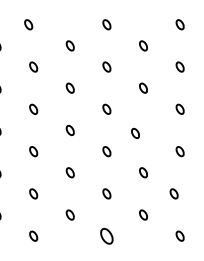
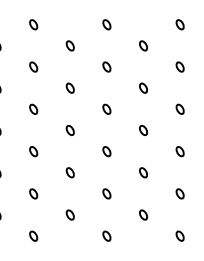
part position: (28, 24) -> (33, 24) (33, 24)
part position: (135, 133) -> (143, 130) (143, 130)
part position: (173, 193) -> (179, 193) (179, 193)
part size: 14x18 px -> 10x12 px (106, 235)
